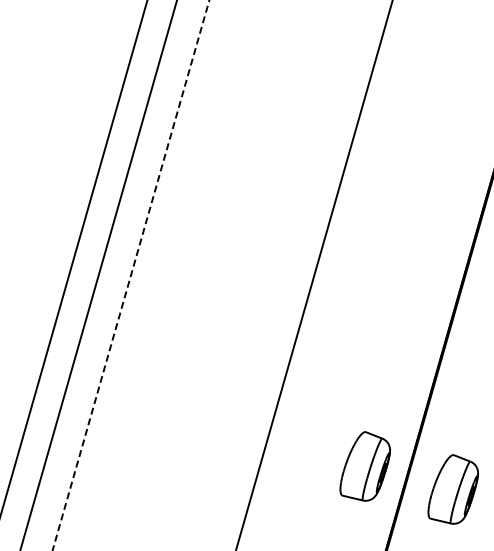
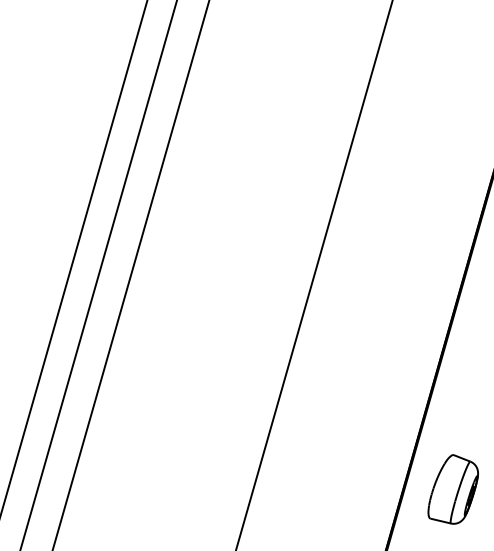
line: dashed -> solid (130, 275)
part: present -> none (364, 466)
